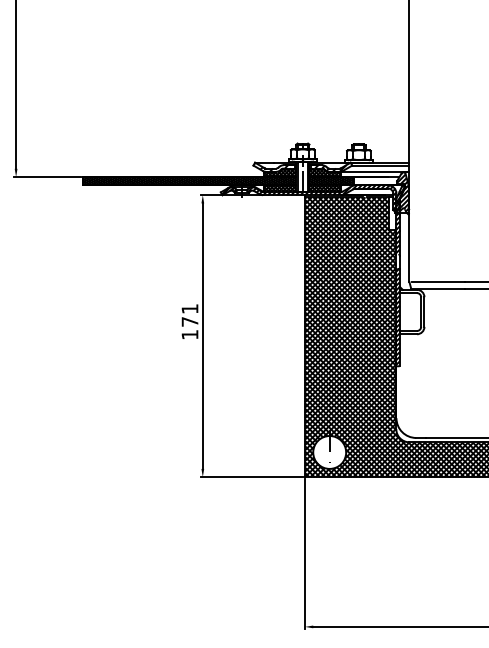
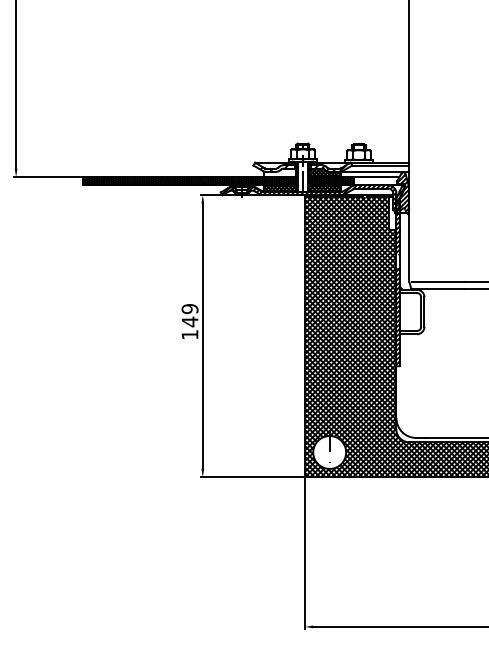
hatch: present -> none (279, 172)
text: 171 -> 149 (189, 315)
